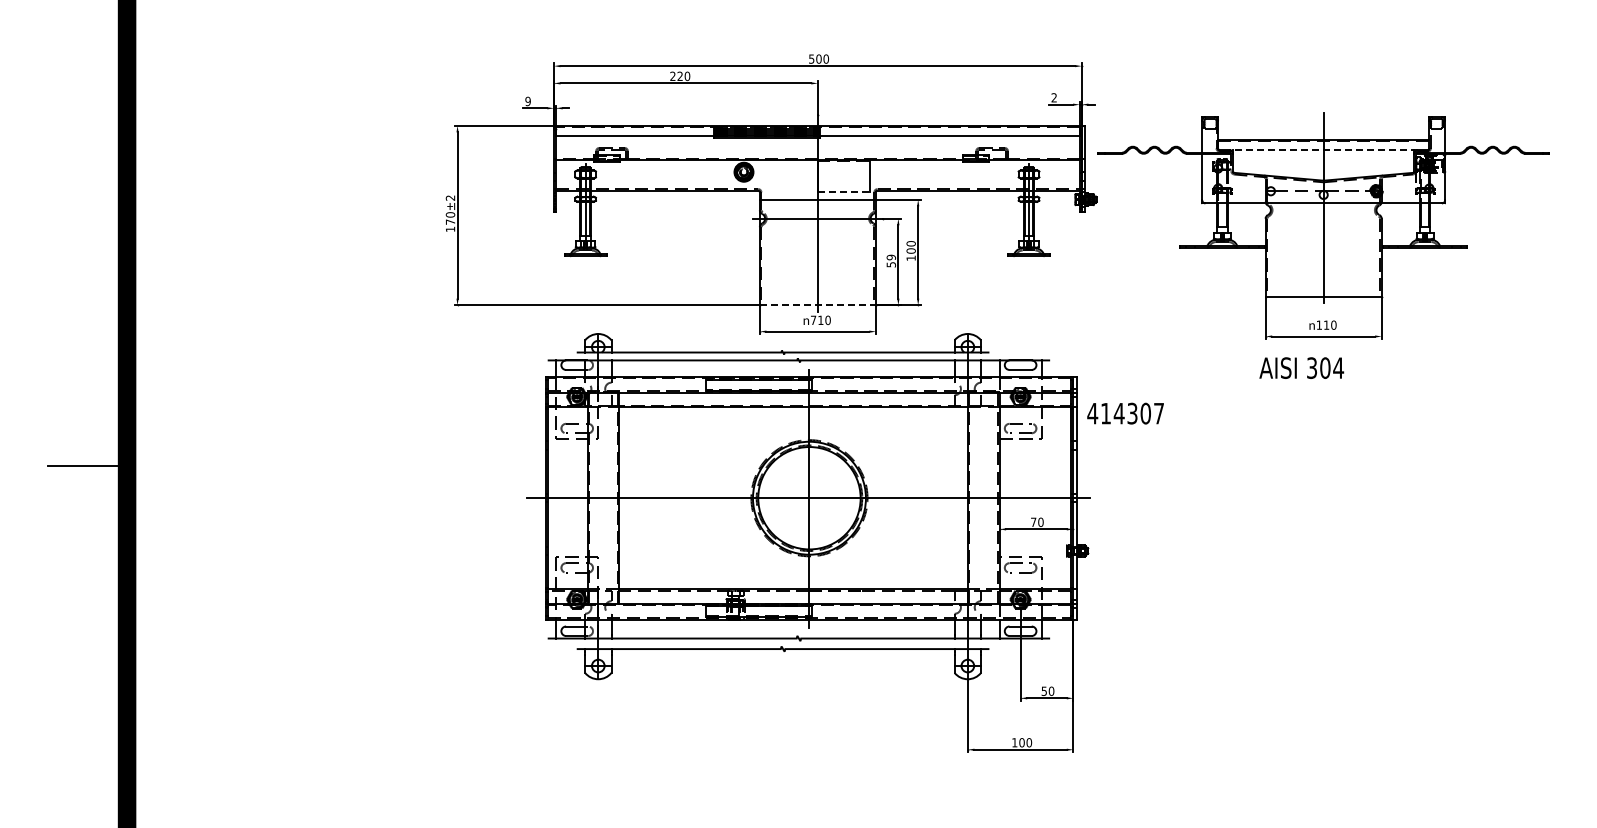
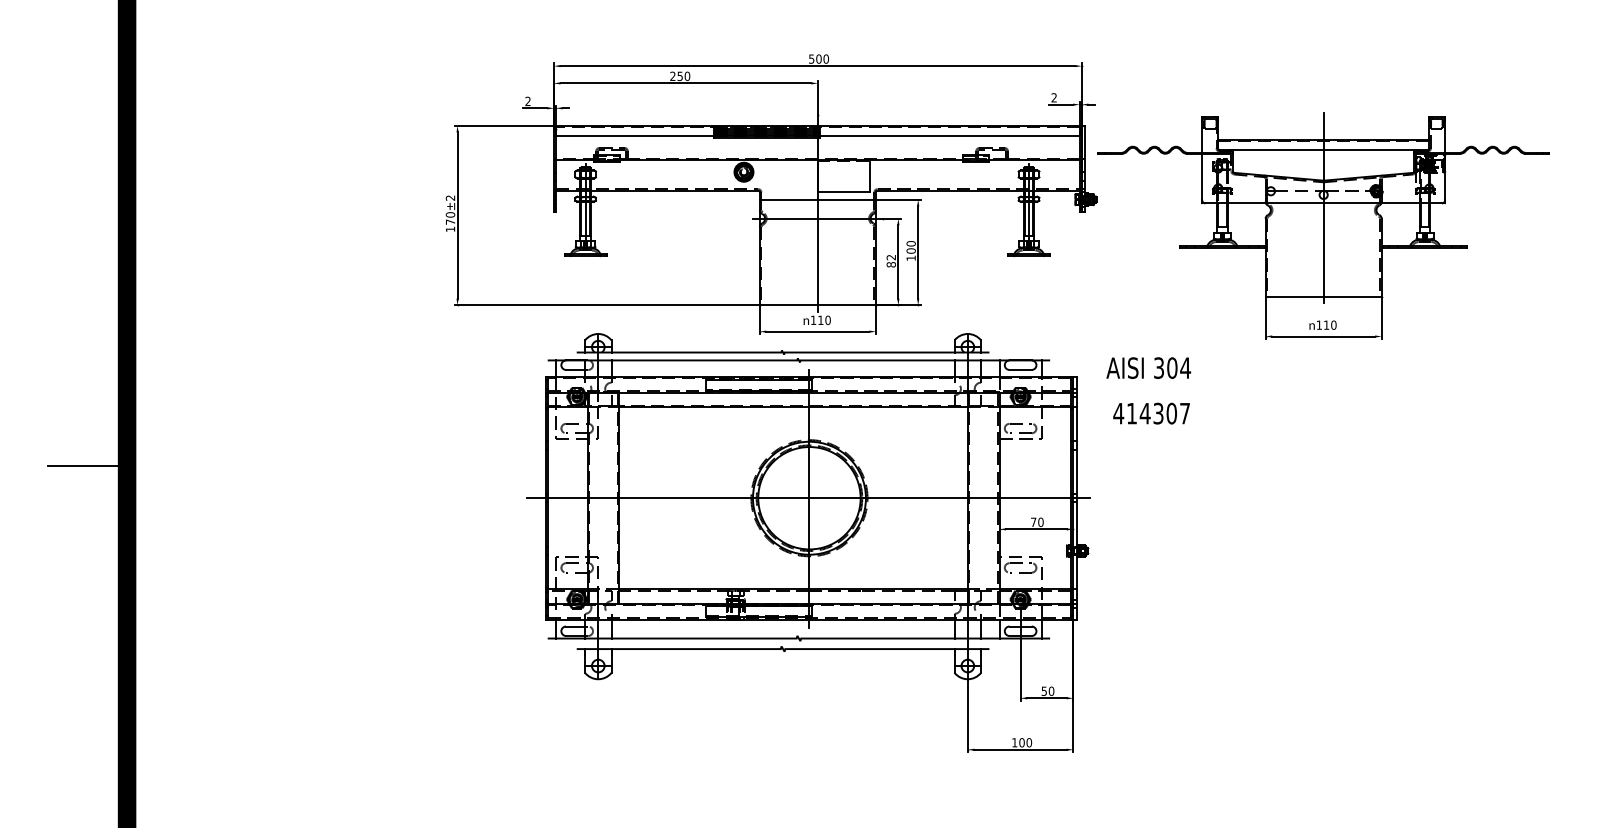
text: 220 -> 250 (679, 76)
text: 9 -> 2 (527, 101)
line: dashed -> solid (1323, 150)
line: dashed -> solid (843, 191)
text: 59 -> 82 (891, 260)
line: dashed -> solid (818, 305)
text: 710 -> 110 (813, 319)
text position: (1301, 367) -> (1148, 367) (1148, 367)
text position: (1125, 413) -> (1151, 413) (1151, 413)
